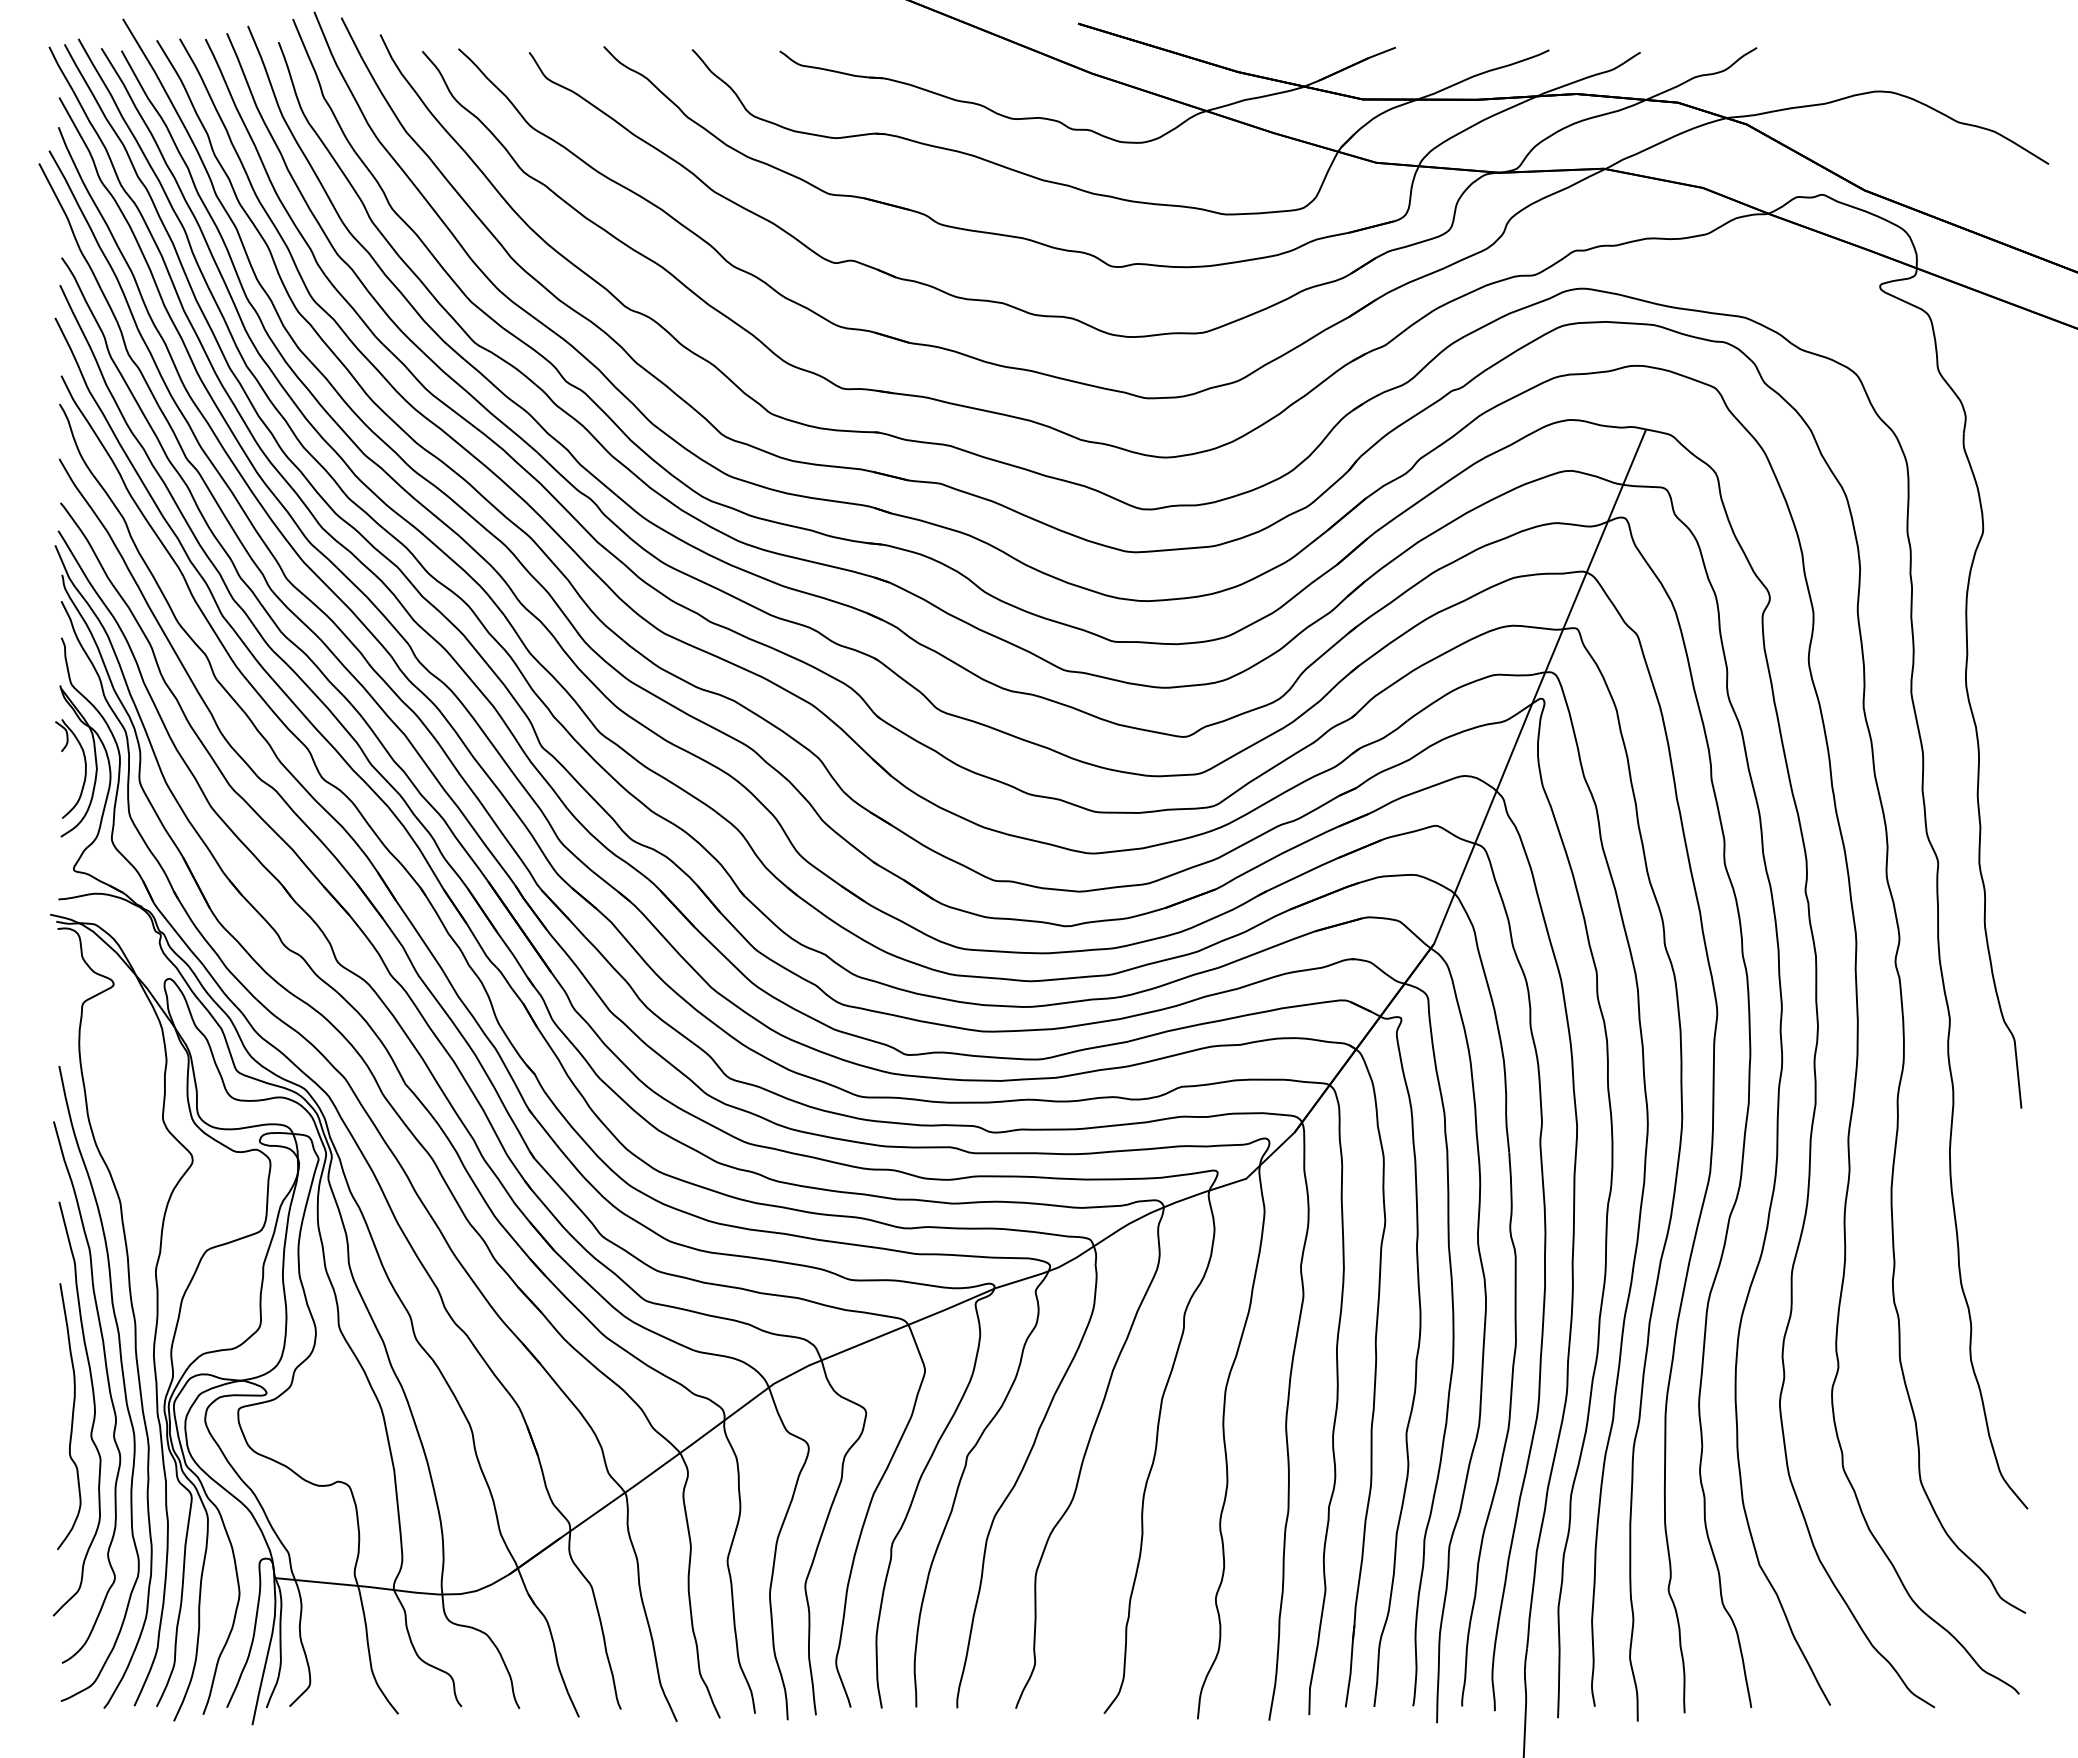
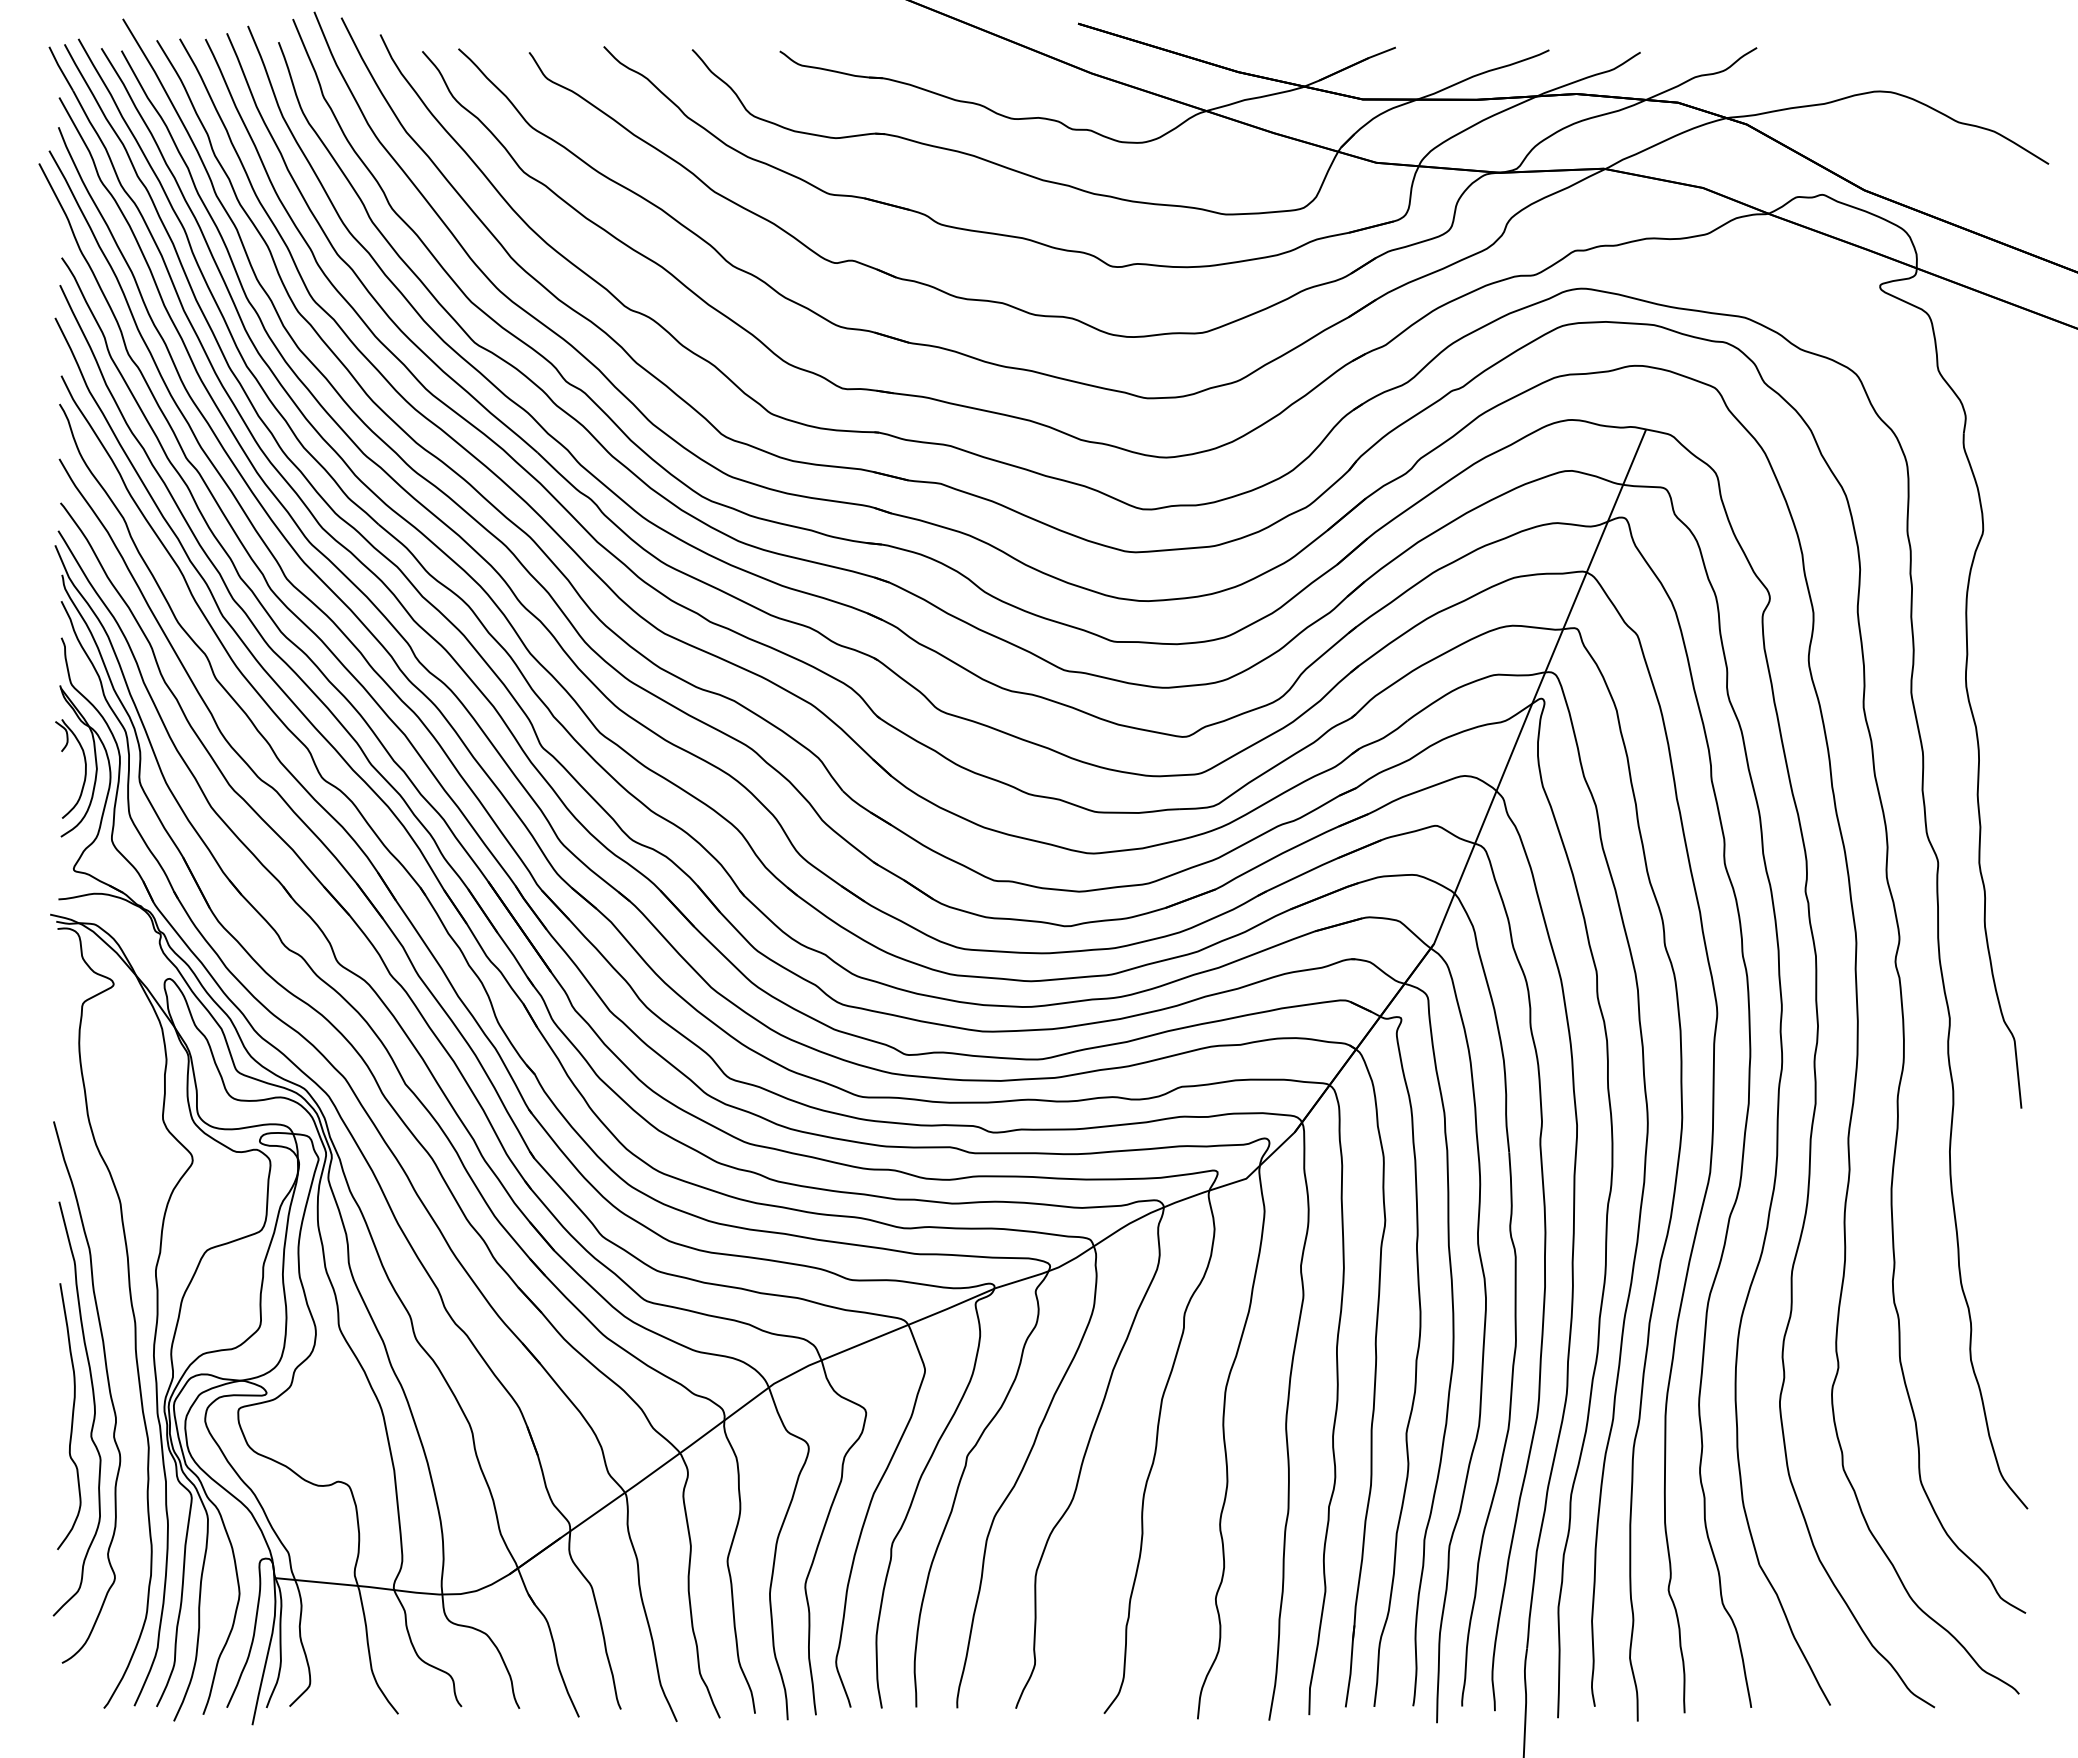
curve: present -> none (122, 1380)
